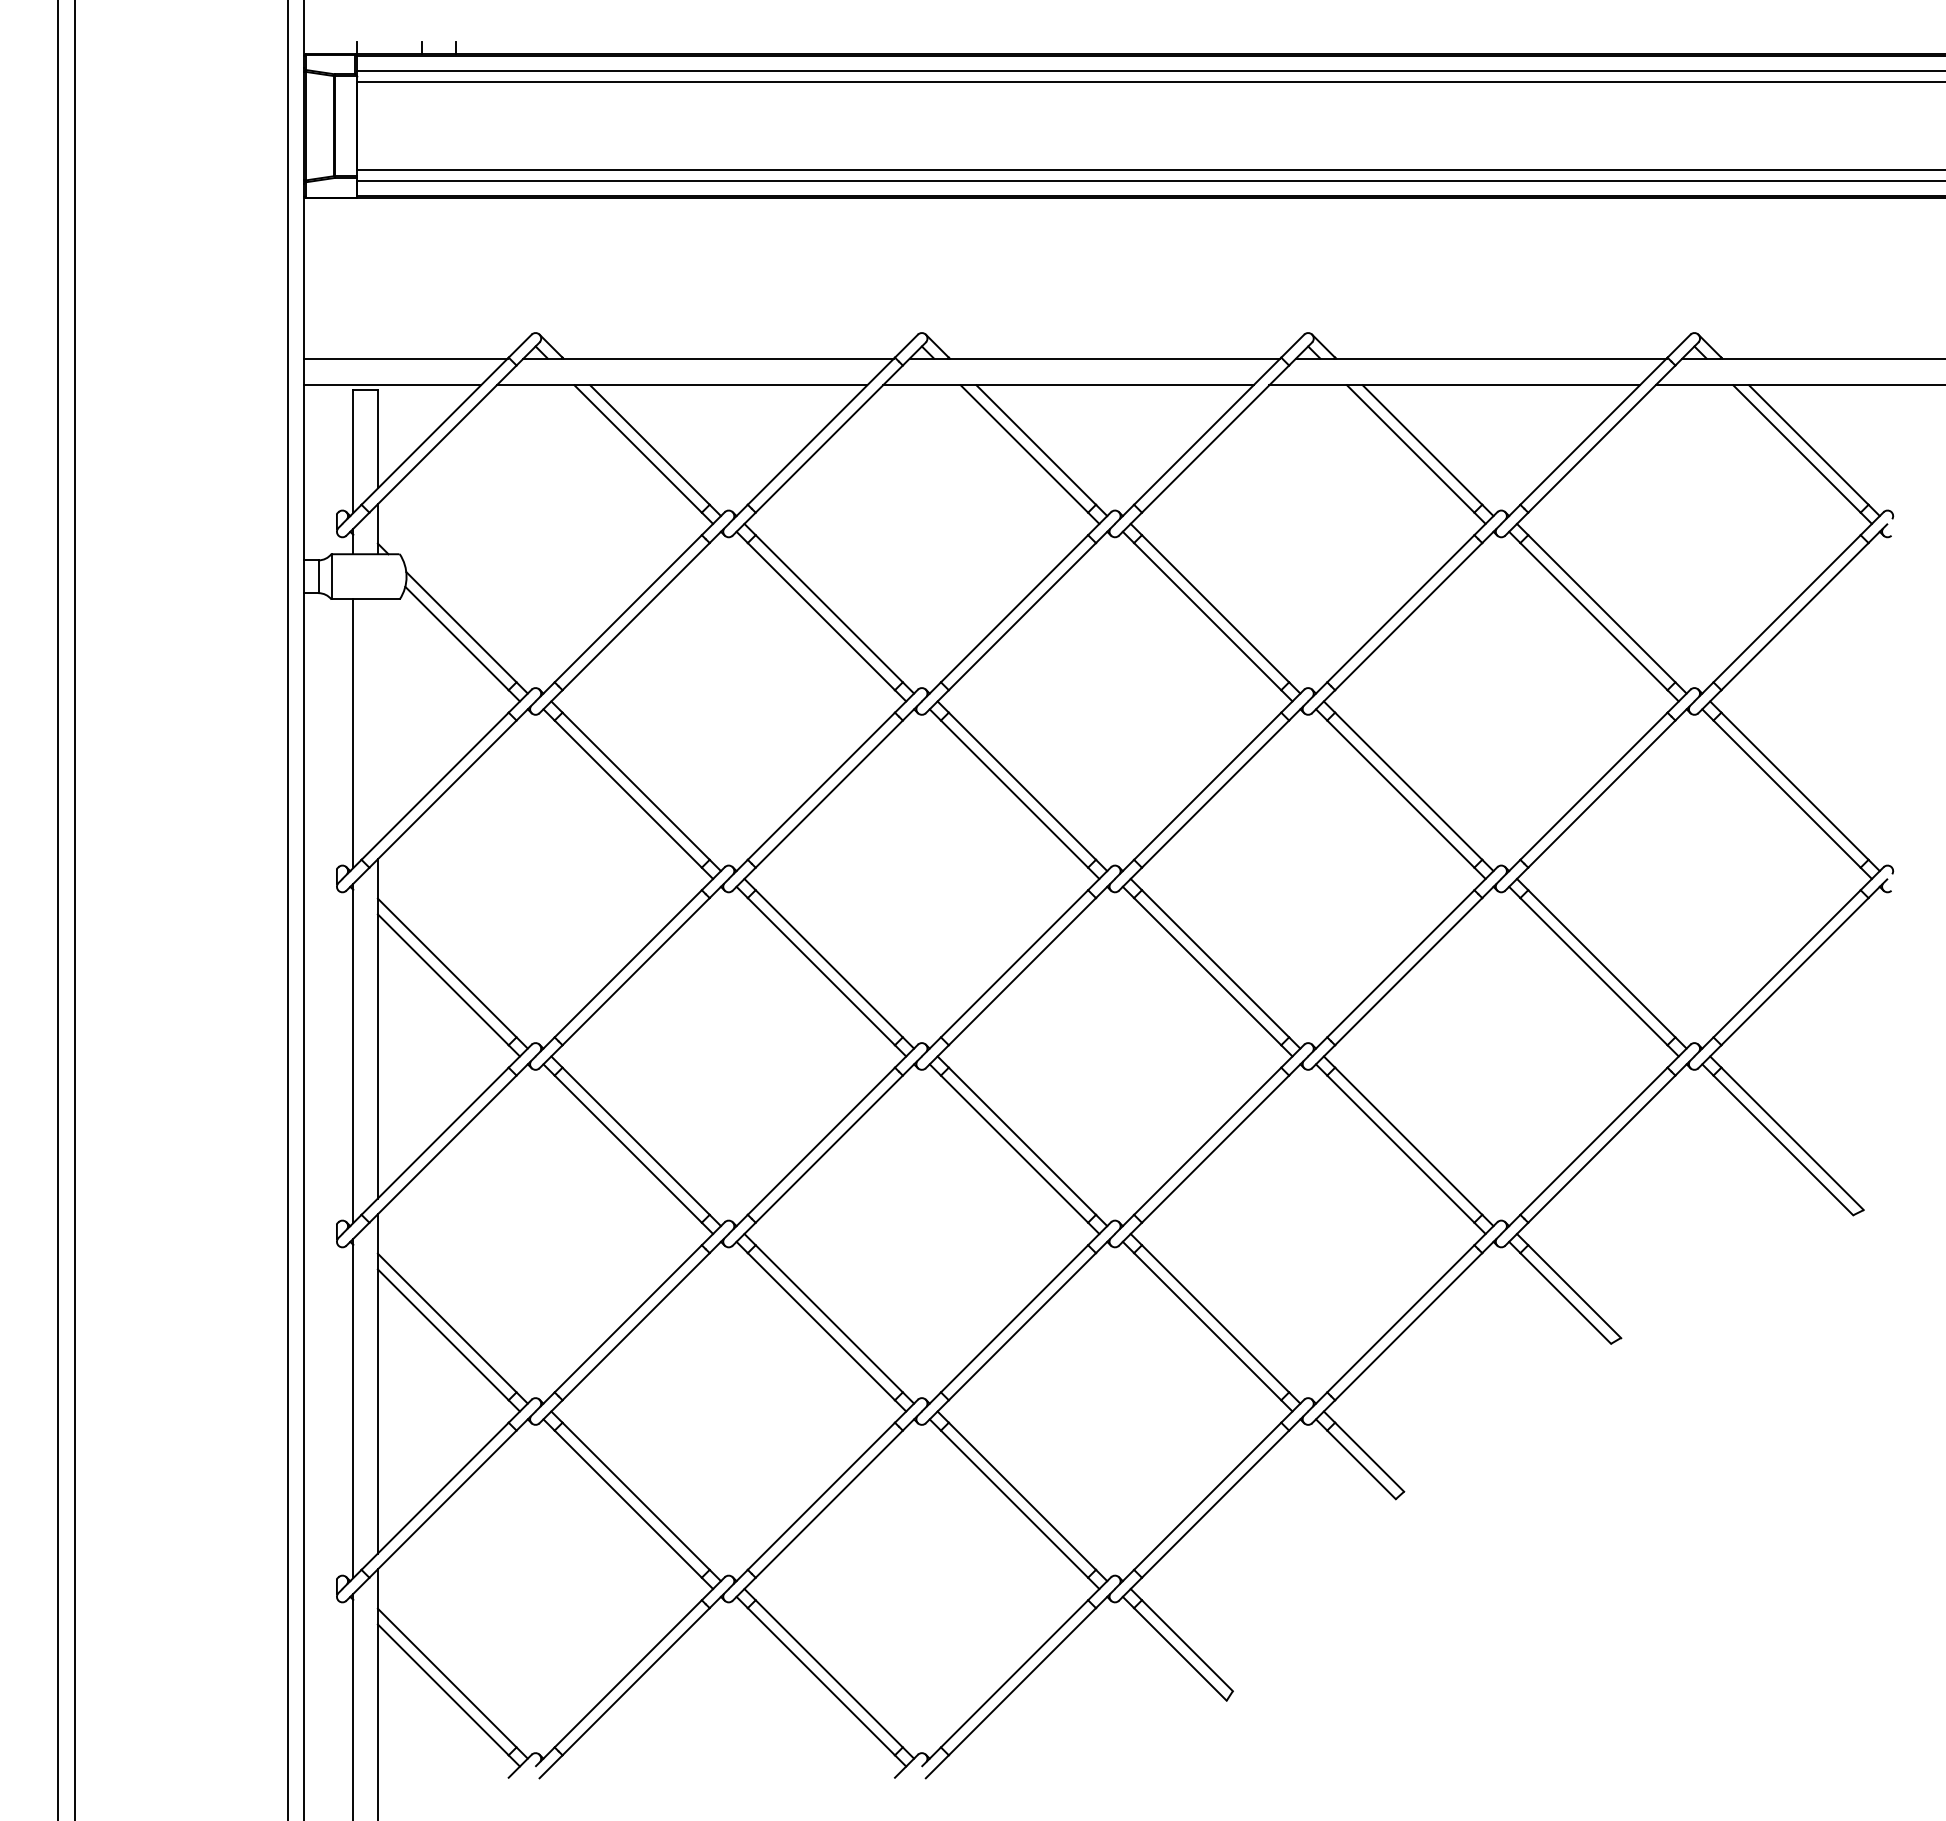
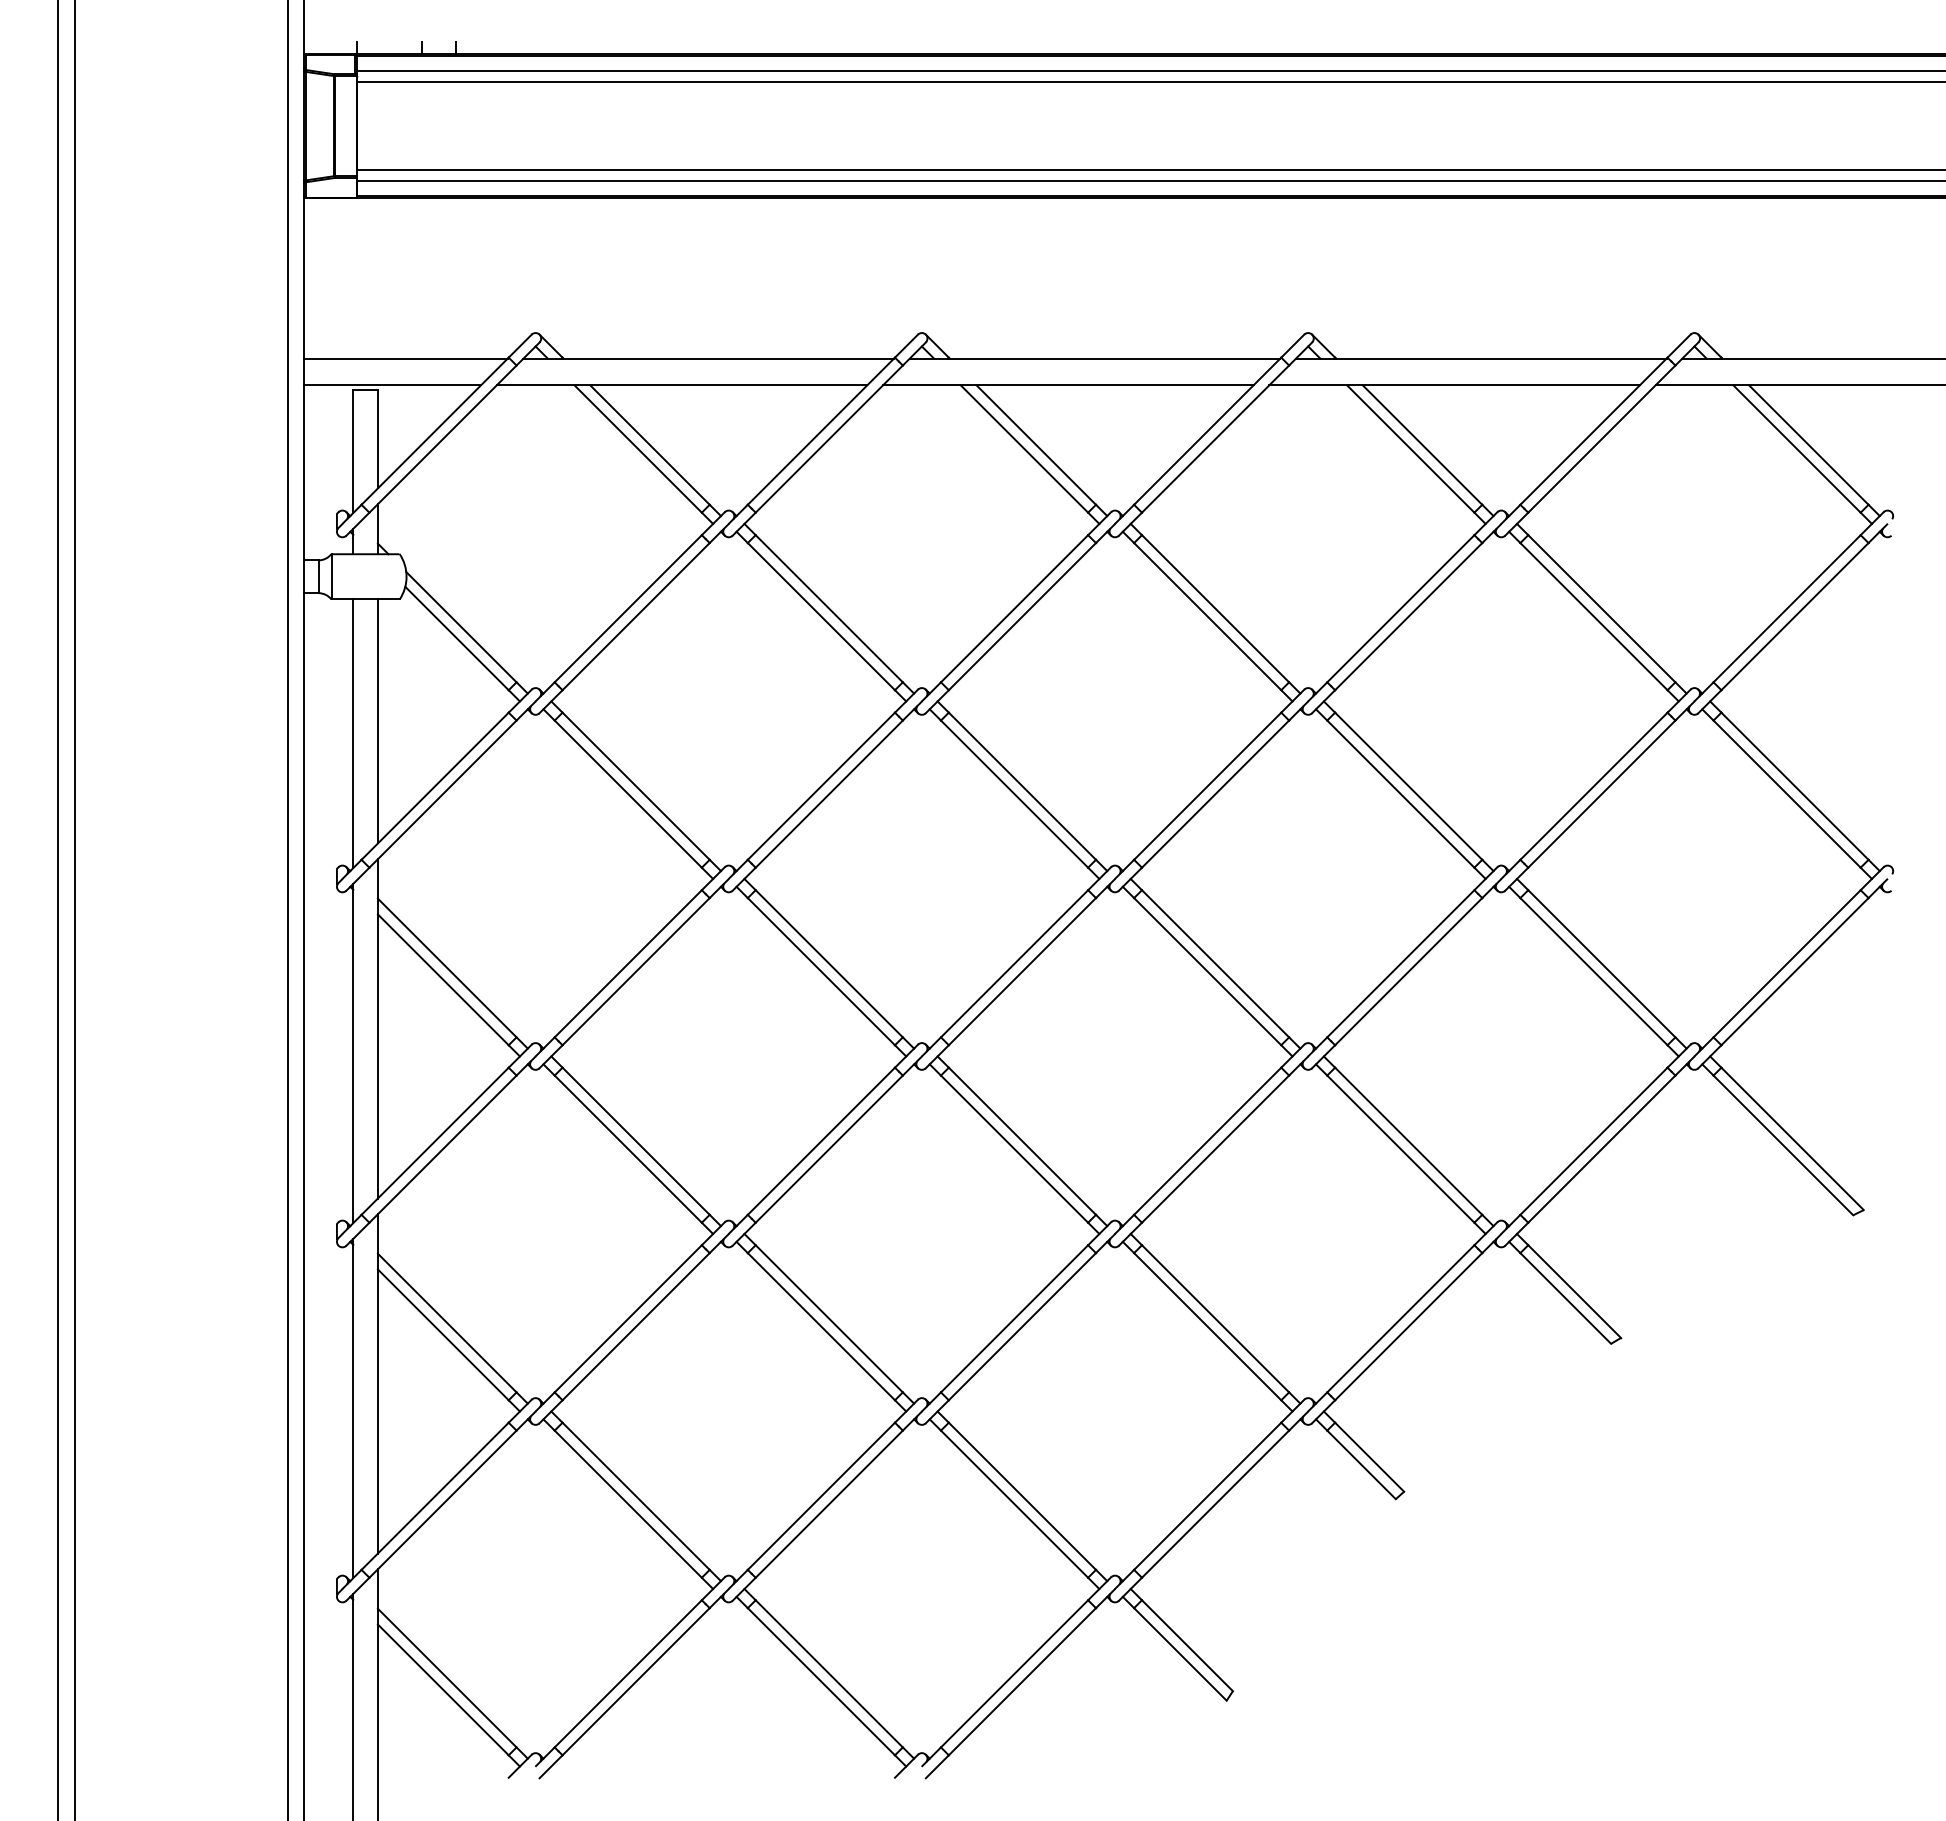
line: none -> present (377, 721)
